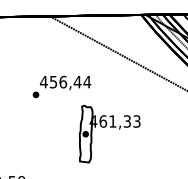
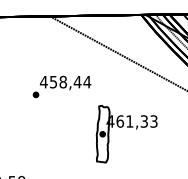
text: 456,44 -> 458,44 (63, 81)
part position: (110, 127) -> (127, 127) (127, 127)
